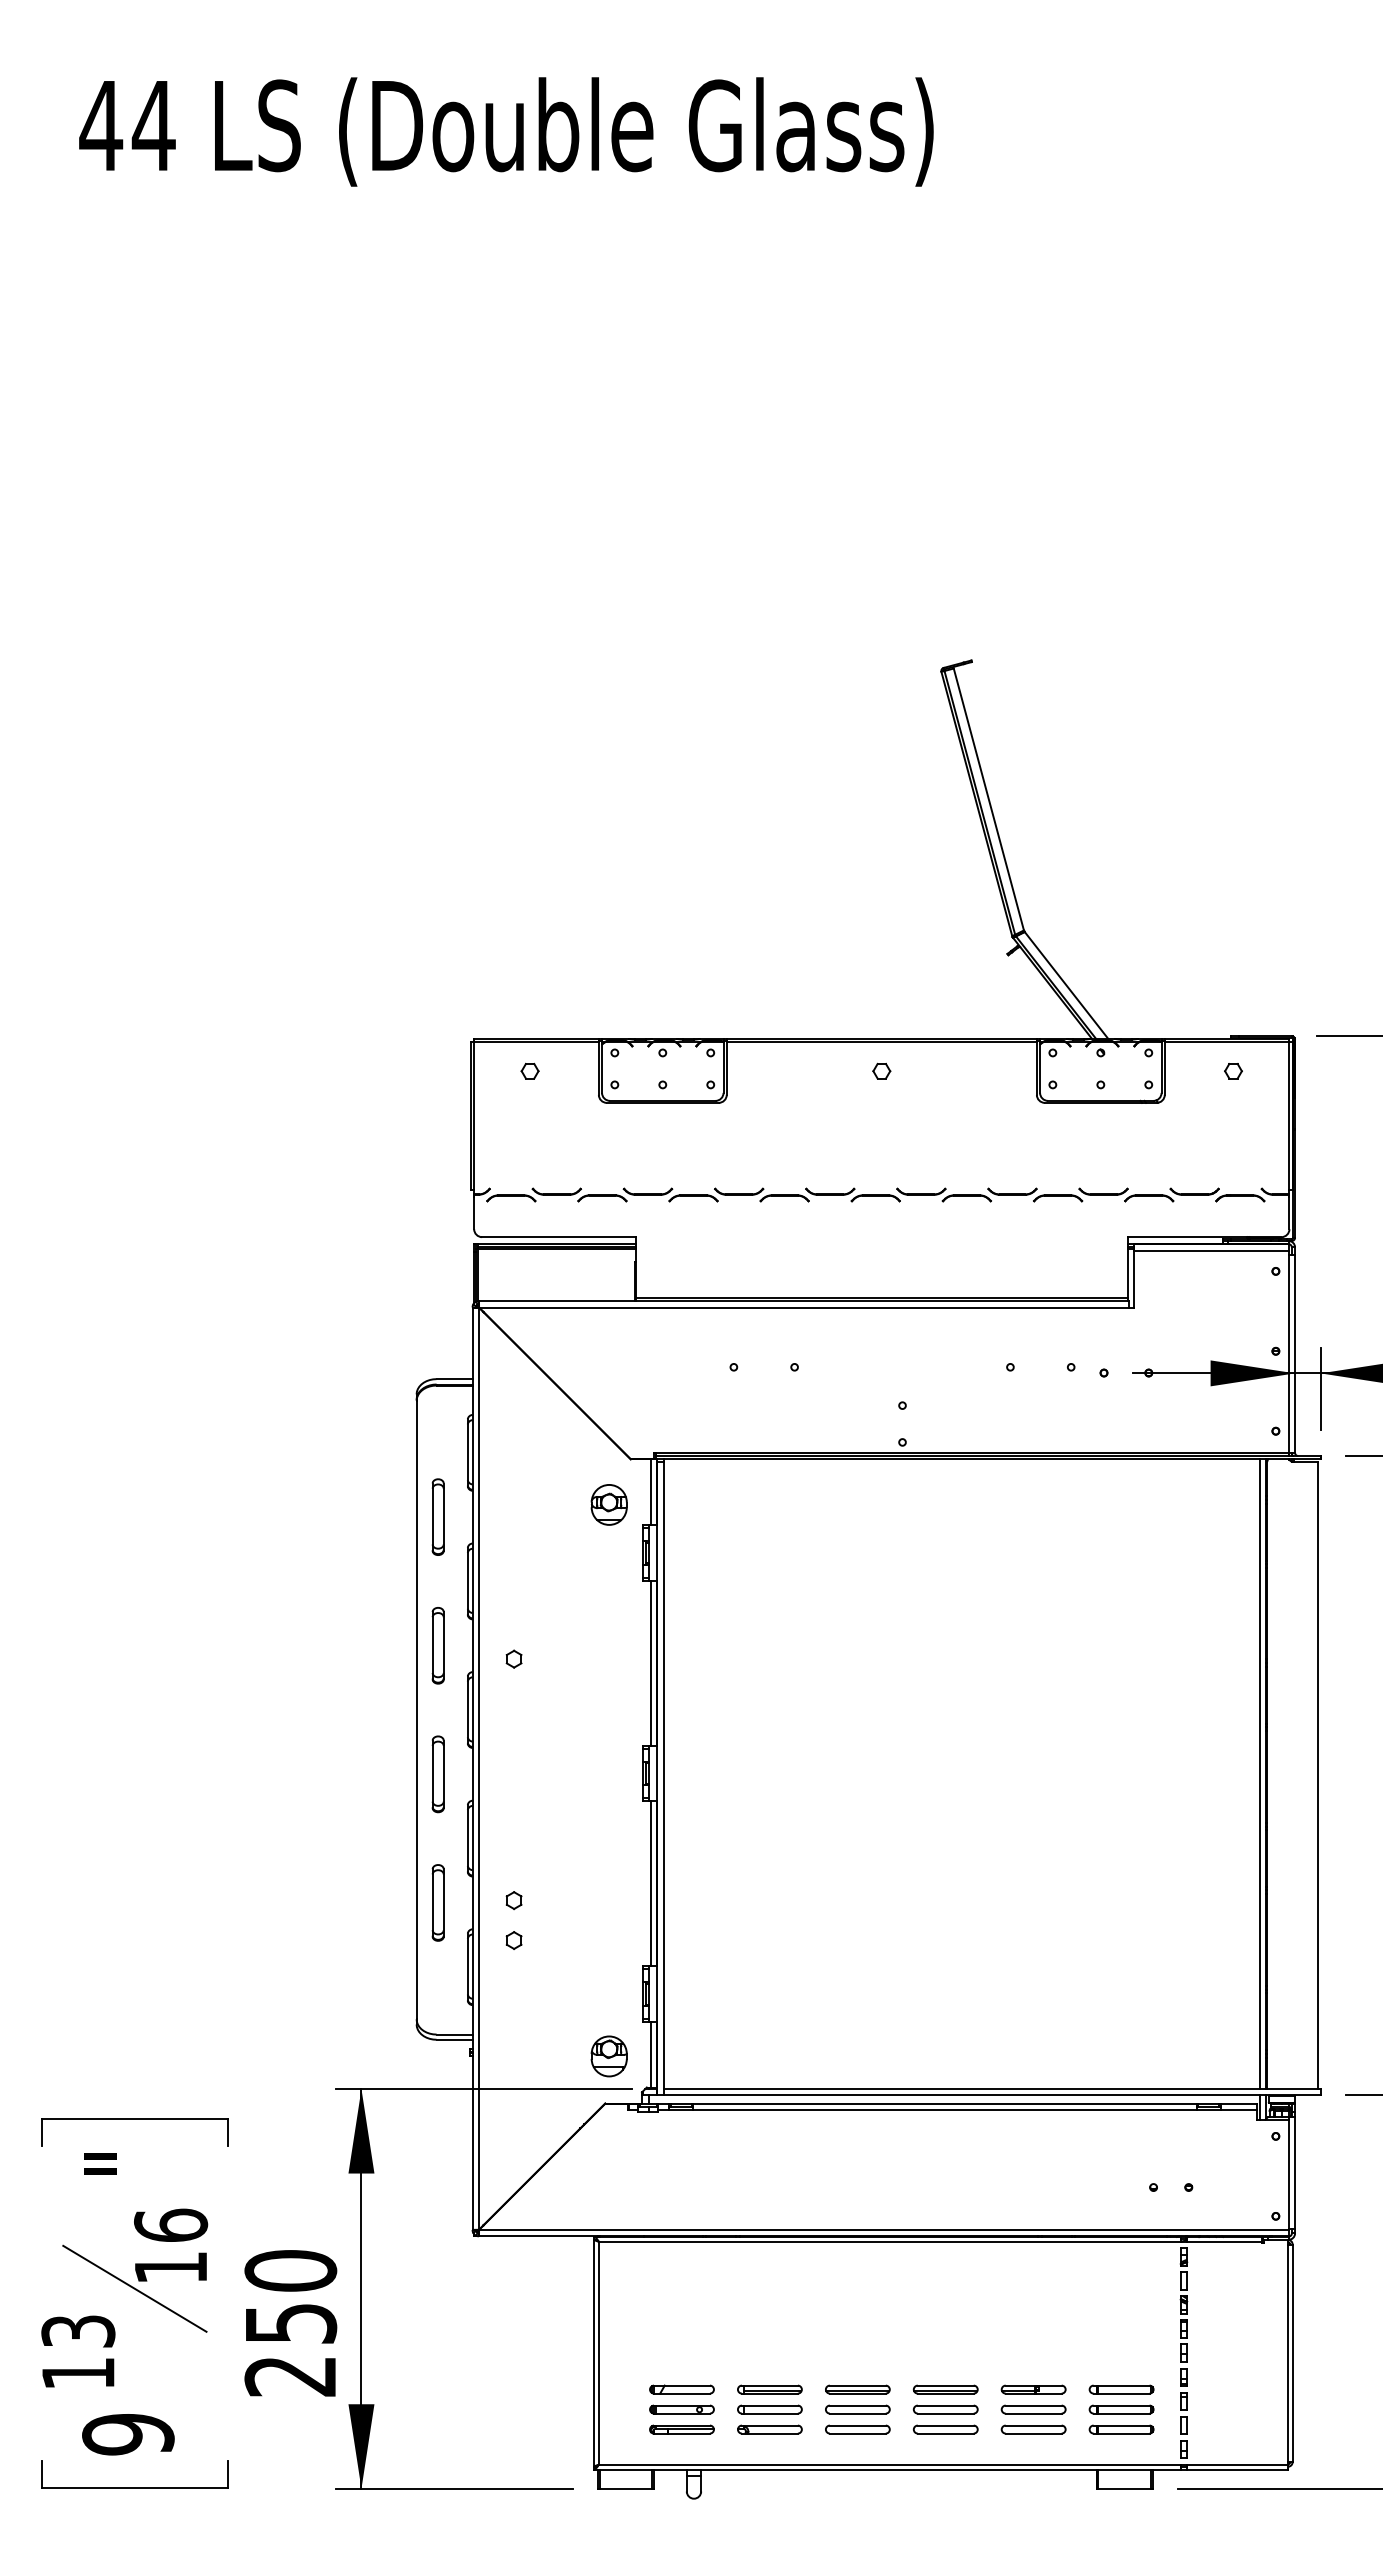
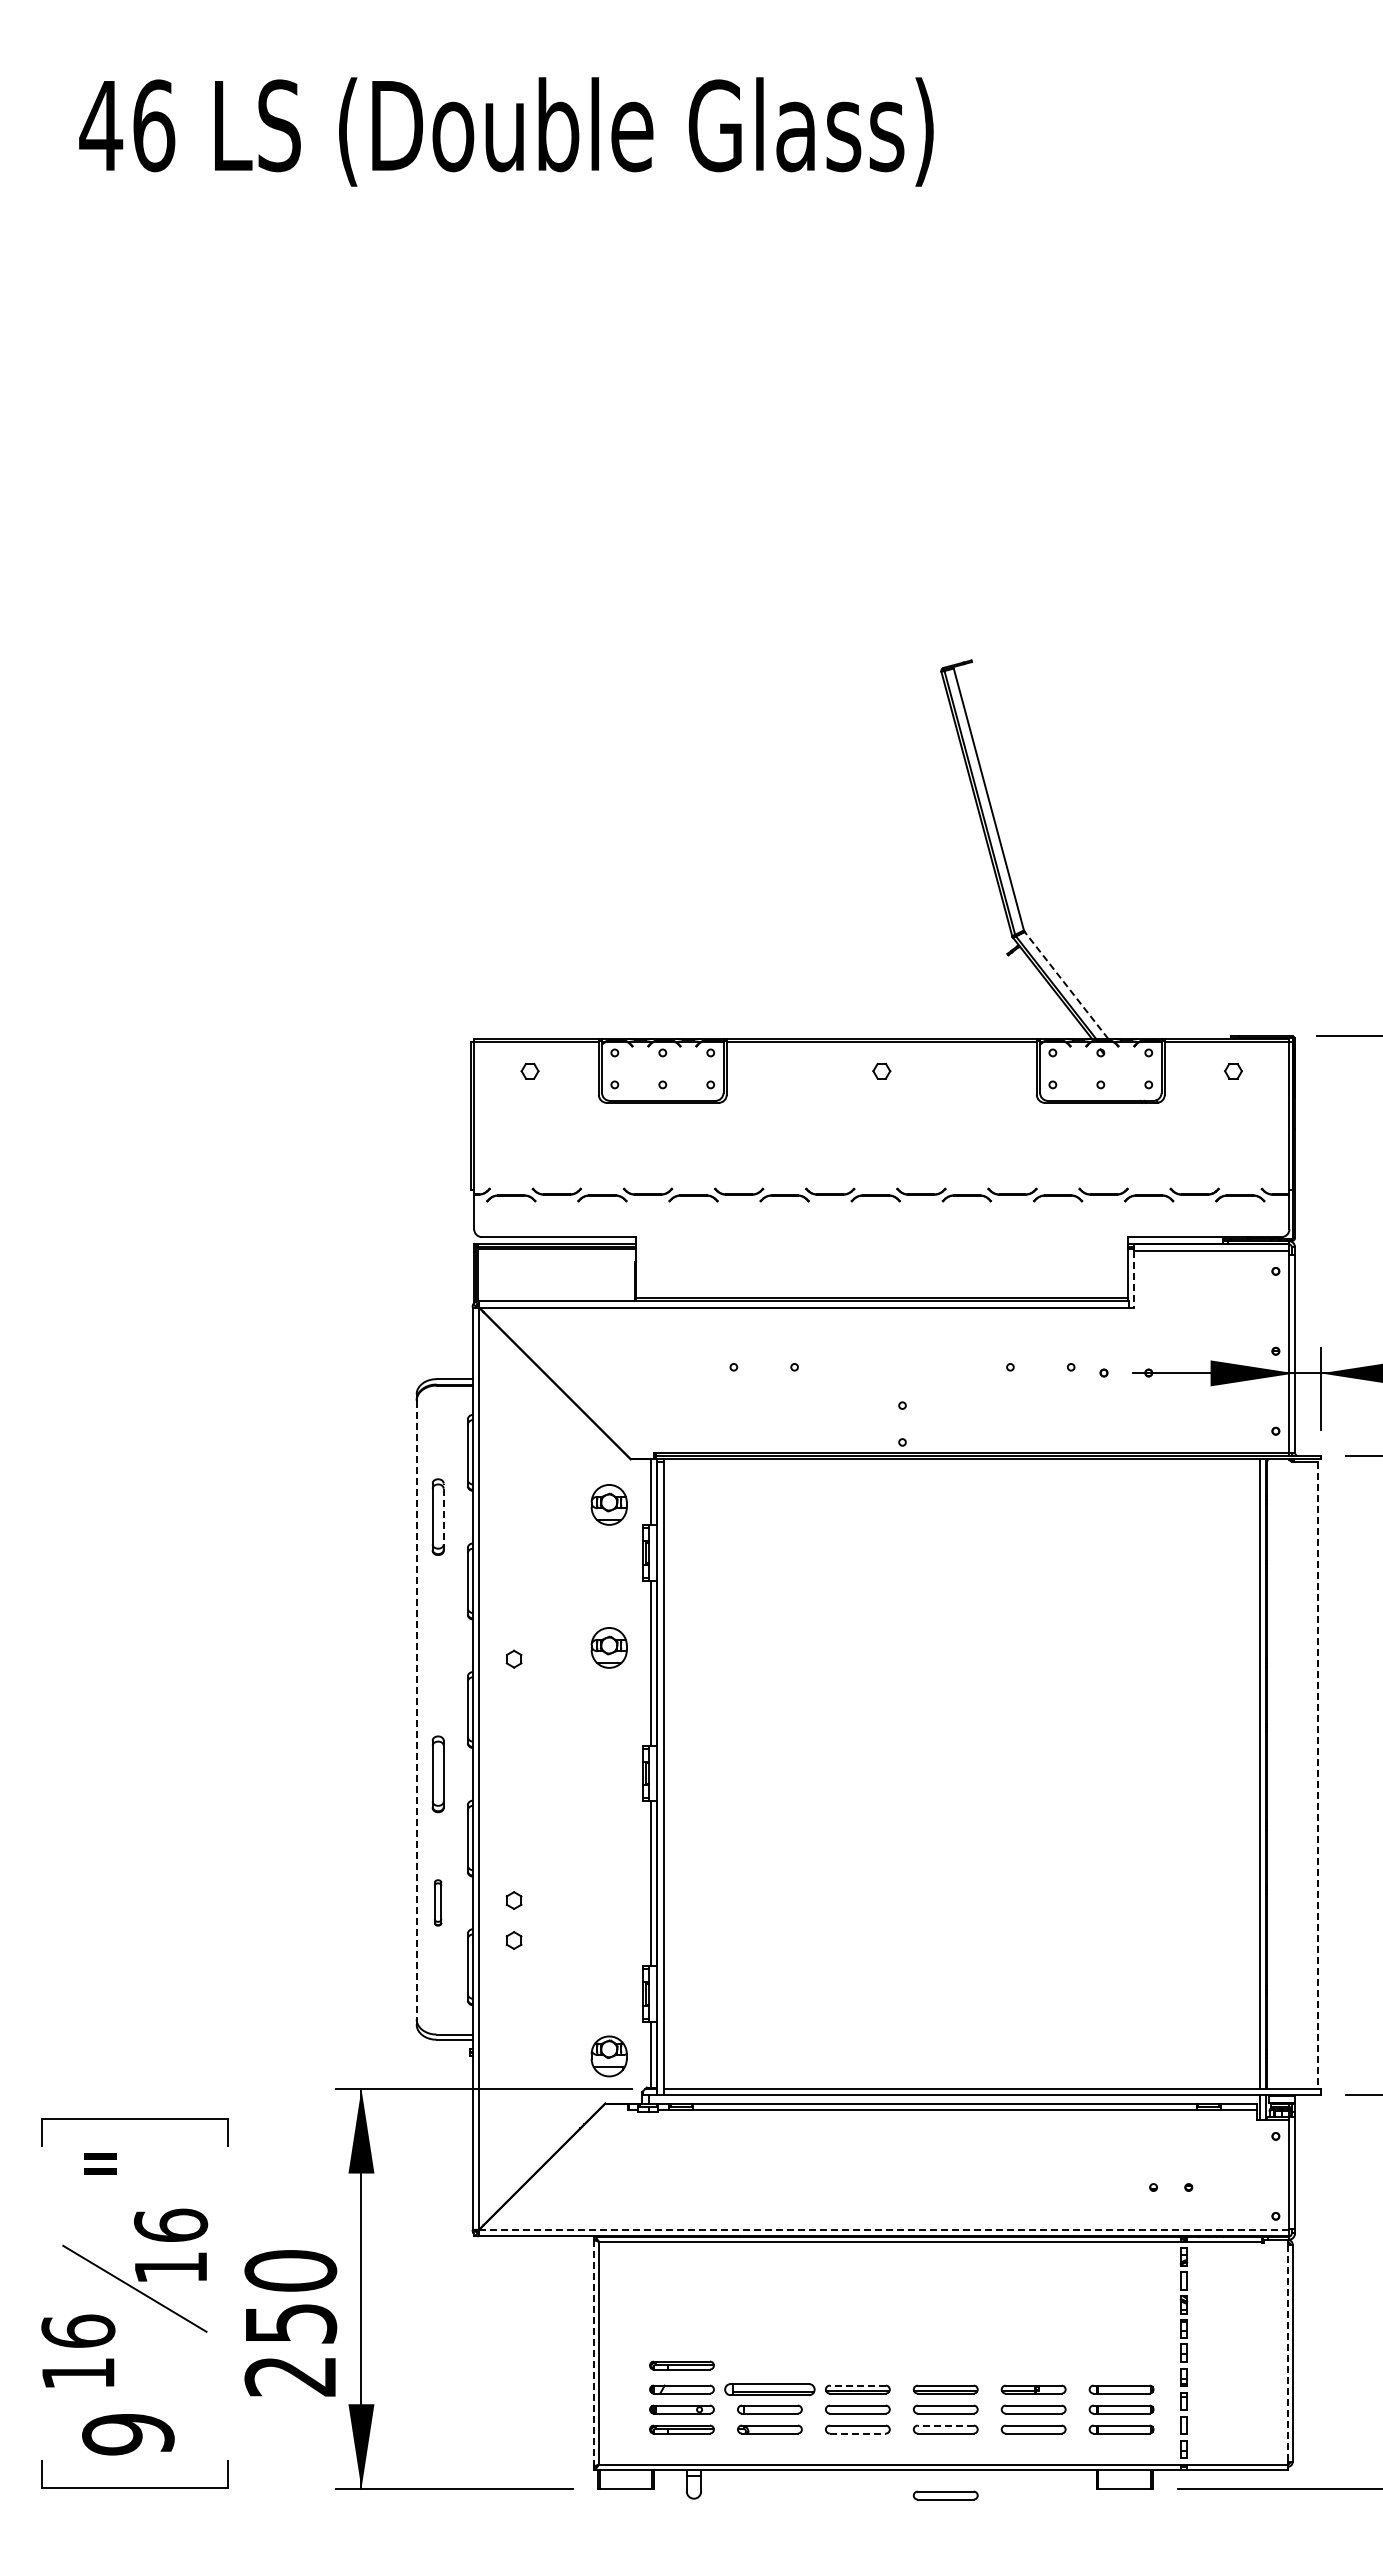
text: 44 -> 46 (153, 125)
line: solid -> dashed (1066, 985)
line: solid -> dashed (1133, 1279)
line: solid -> dashed (443, 1517)
part: present -> none (437, 1645)
part: none -> present (608, 1647)
line: solid -> dashed (416, 1710)
line: solid -> dashed (1318, 1775)
part size: 14x78 px -> 9x48 px (438, 1902)
line: solid -> dashed (883, 2229)
text: 13 -> 16 (78, 2330)
line: solid -> dashed (594, 2353)
line: solid -> dashed (1287, 2353)
part: none -> present (681, 2365)
line: solid -> dashed (857, 2385)
part size: 66x11 px -> 92x14 px (769, 2389)
line: solid -> dashed (945, 2425)
line: solid -> dashed (857, 2433)
part: none -> present (945, 2495)
